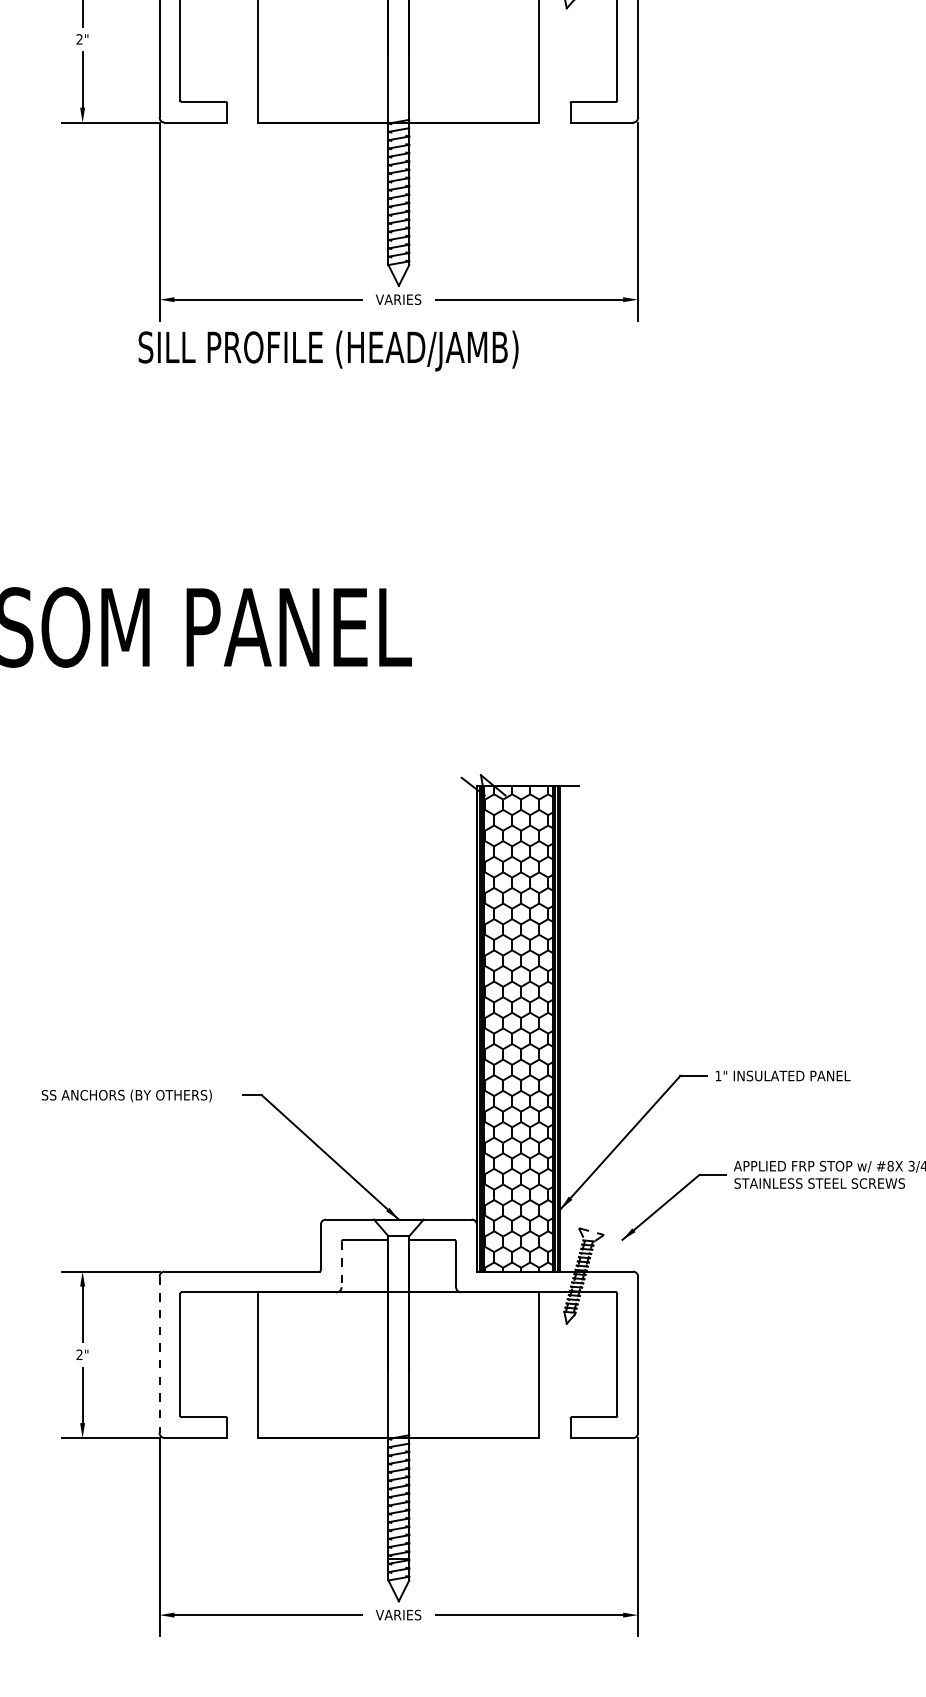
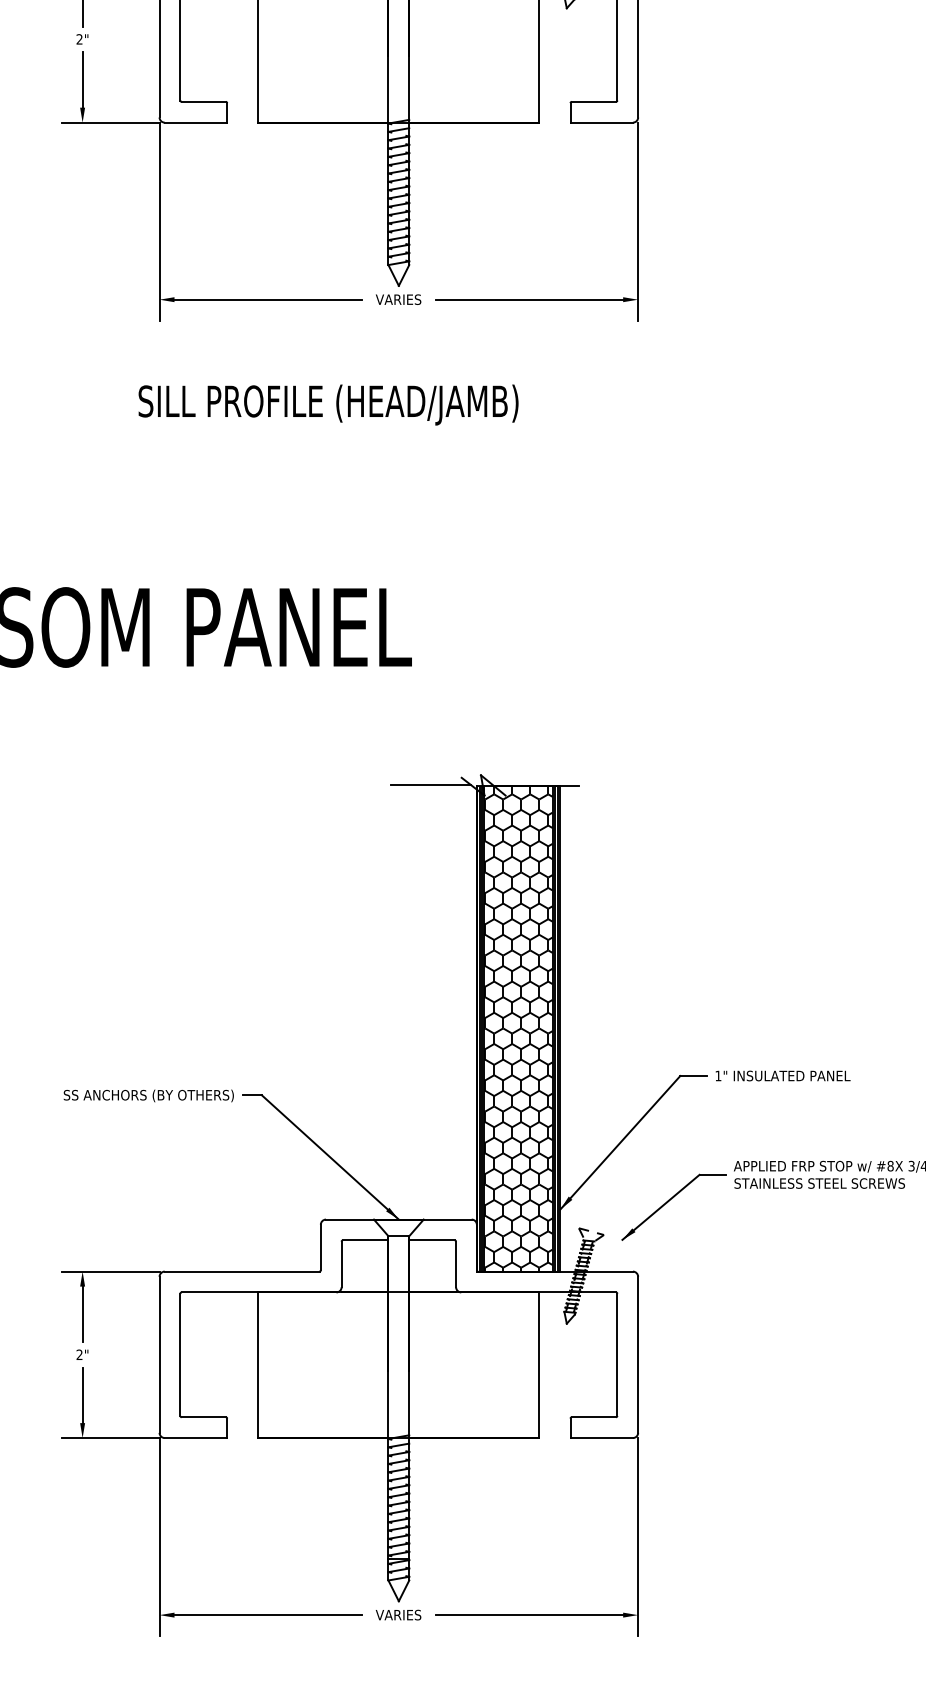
text position: (328, 350) -> (328, 404) (328, 404)
line: none -> present (431, 785)
text position: (126, 1095) -> (148, 1095) (148, 1095)
line: dashed -> solid (341, 1264)
line: dashed -> solid (159, 1355)
